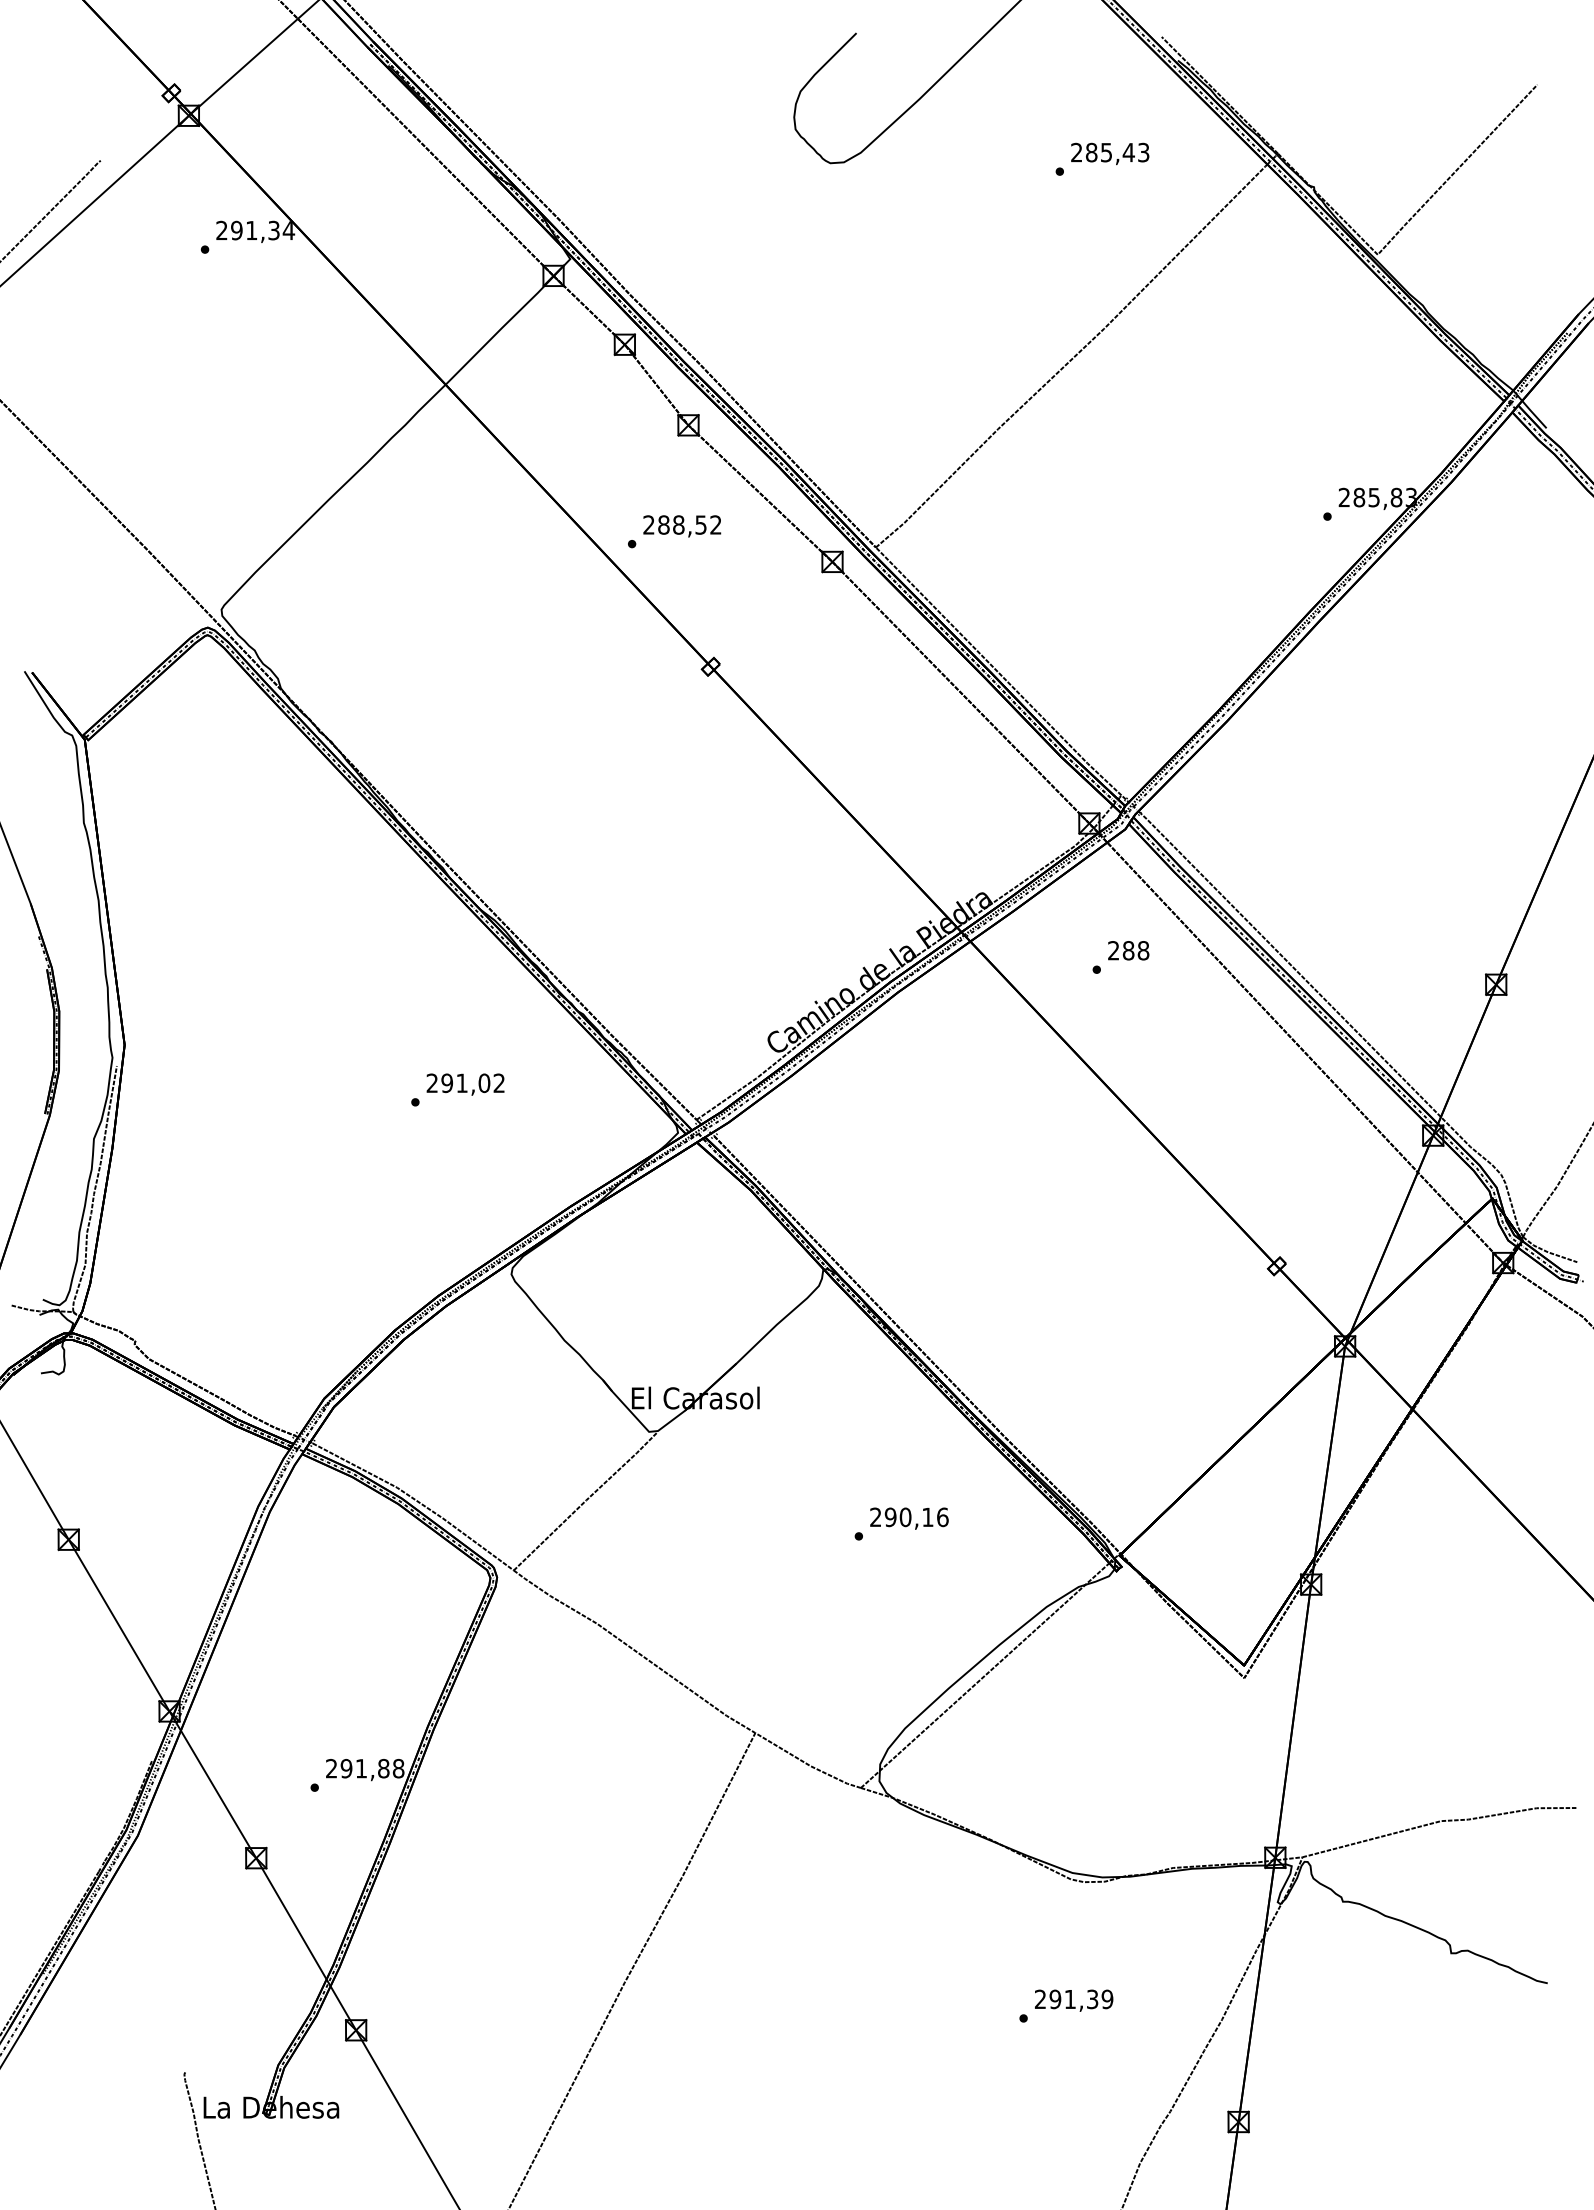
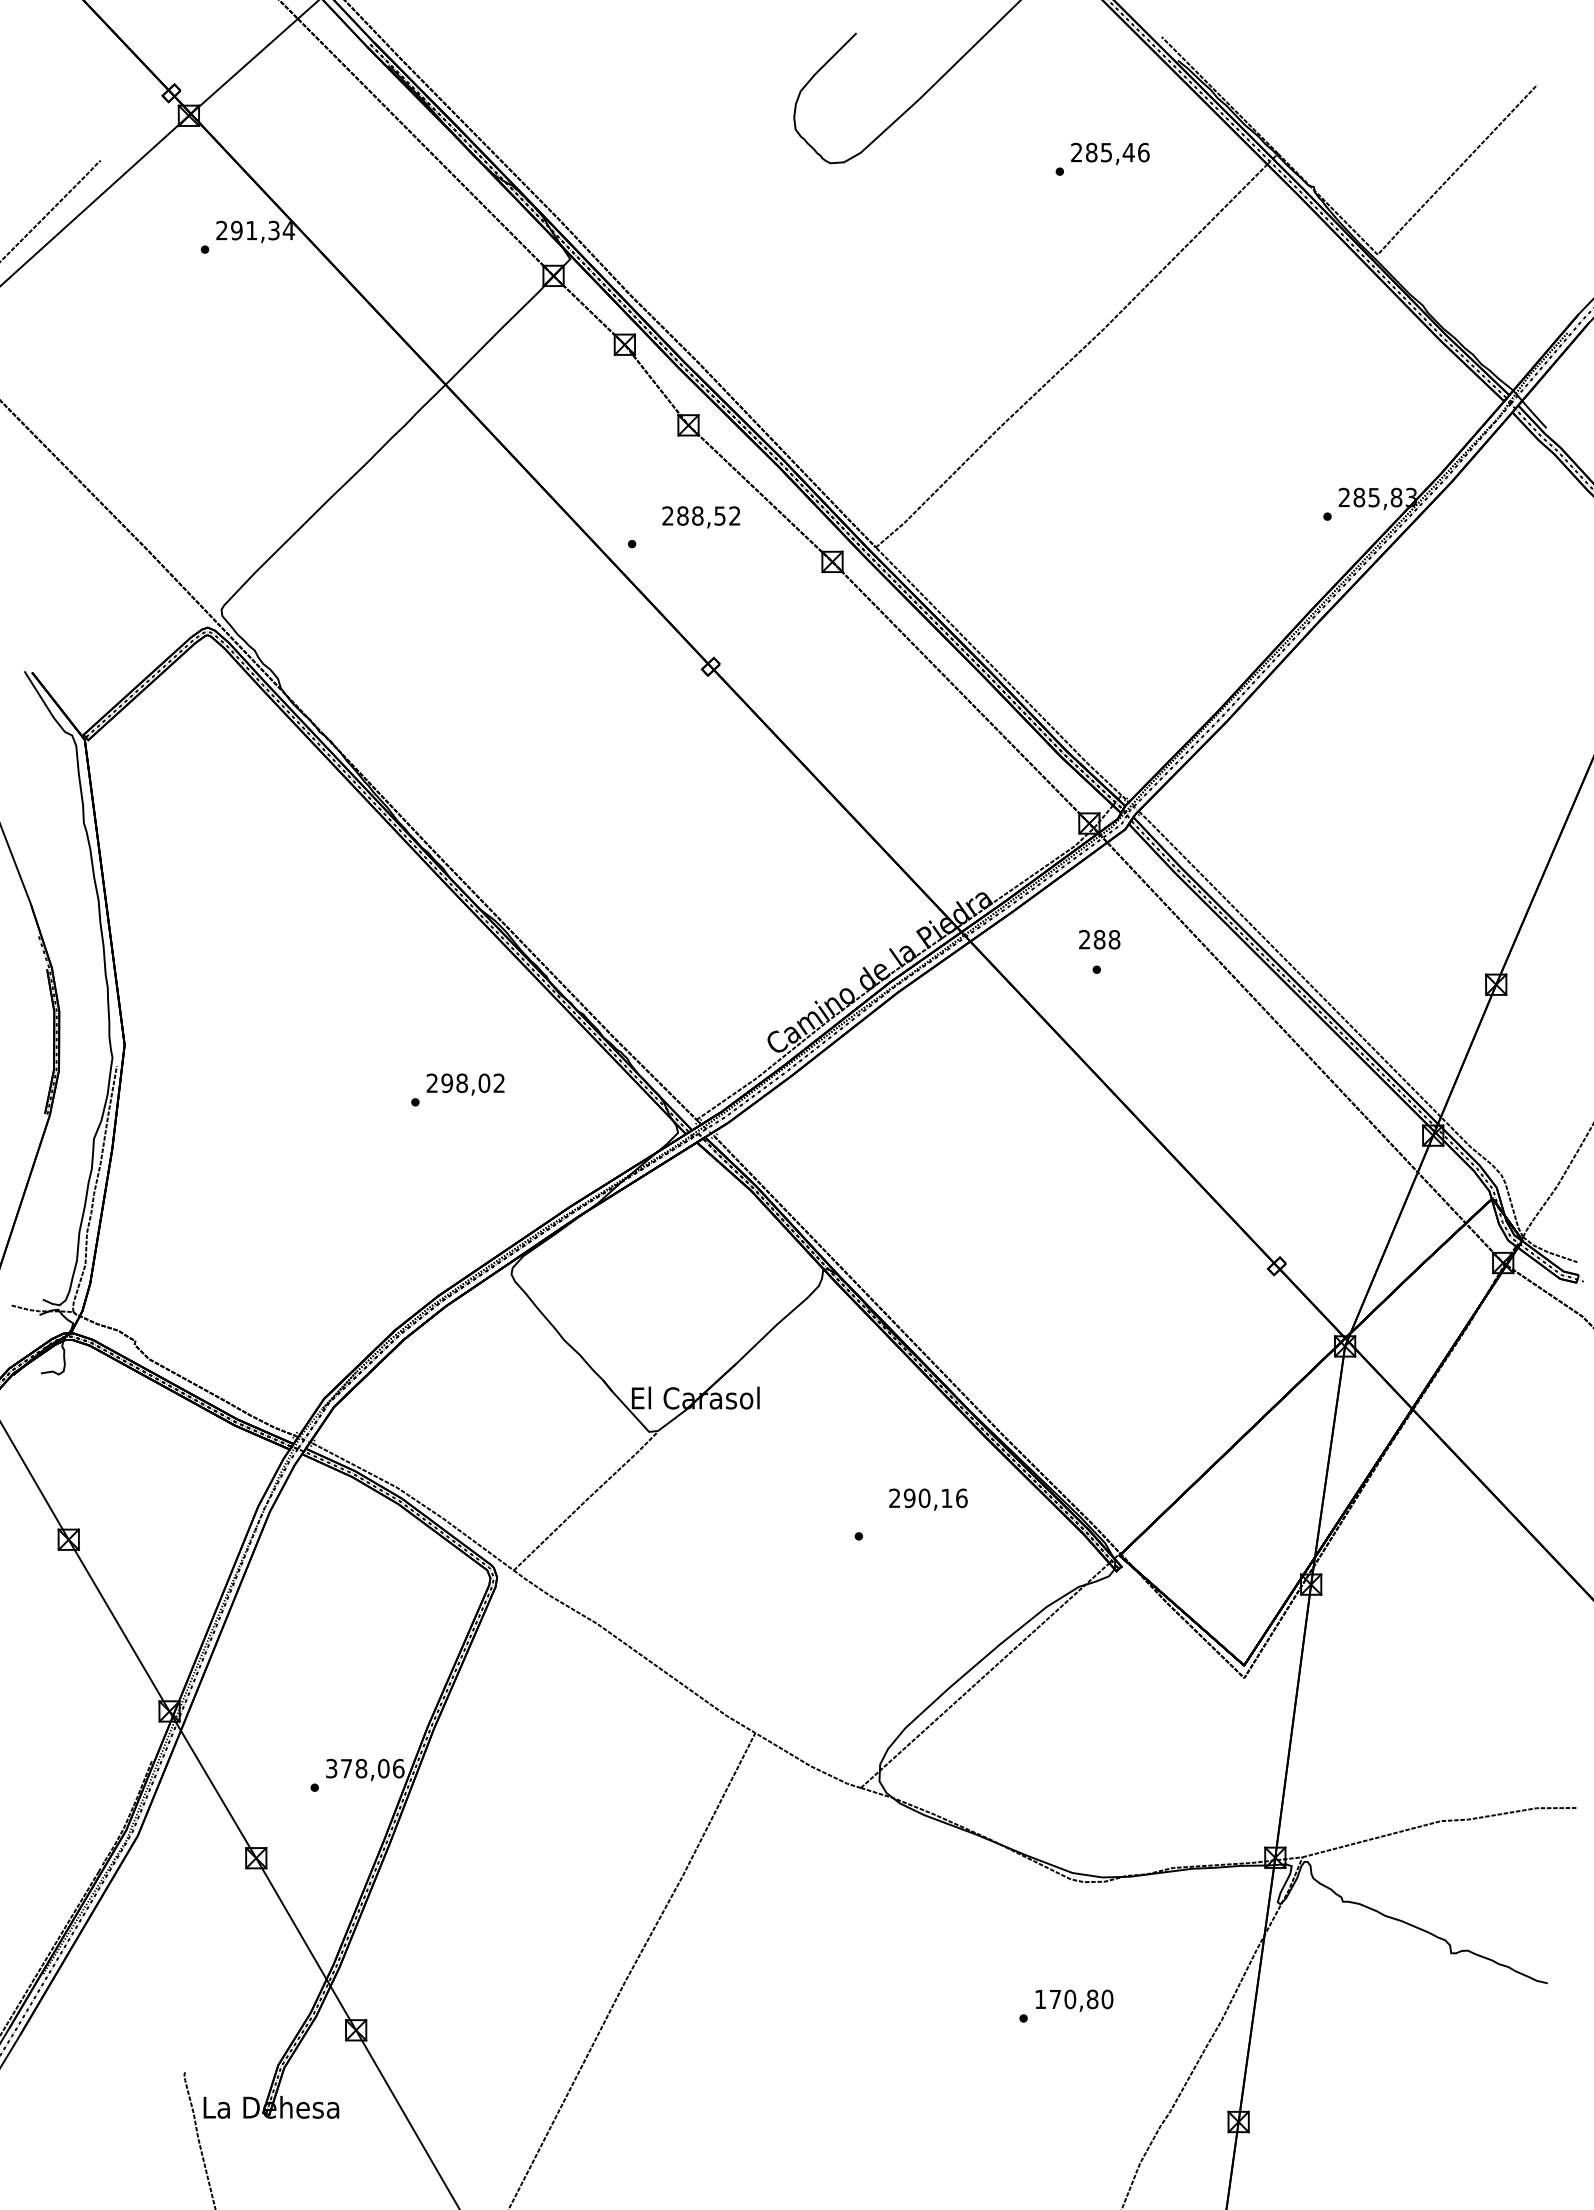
text: 285,43 -> 285,46 (1143, 152)
text position: (682, 526) -> (701, 517) (701, 517)
text position: (1128, 950) -> (1099, 939) (1099, 939)
text: 291,02 -> 298,02 (461, 1083)
text position: (909, 1518) -> (928, 1499) (928, 1499)
text: 291,88 -> 378,06 (365, 1768)
text: 291,39 -> 170,80 (1073, 1999)
